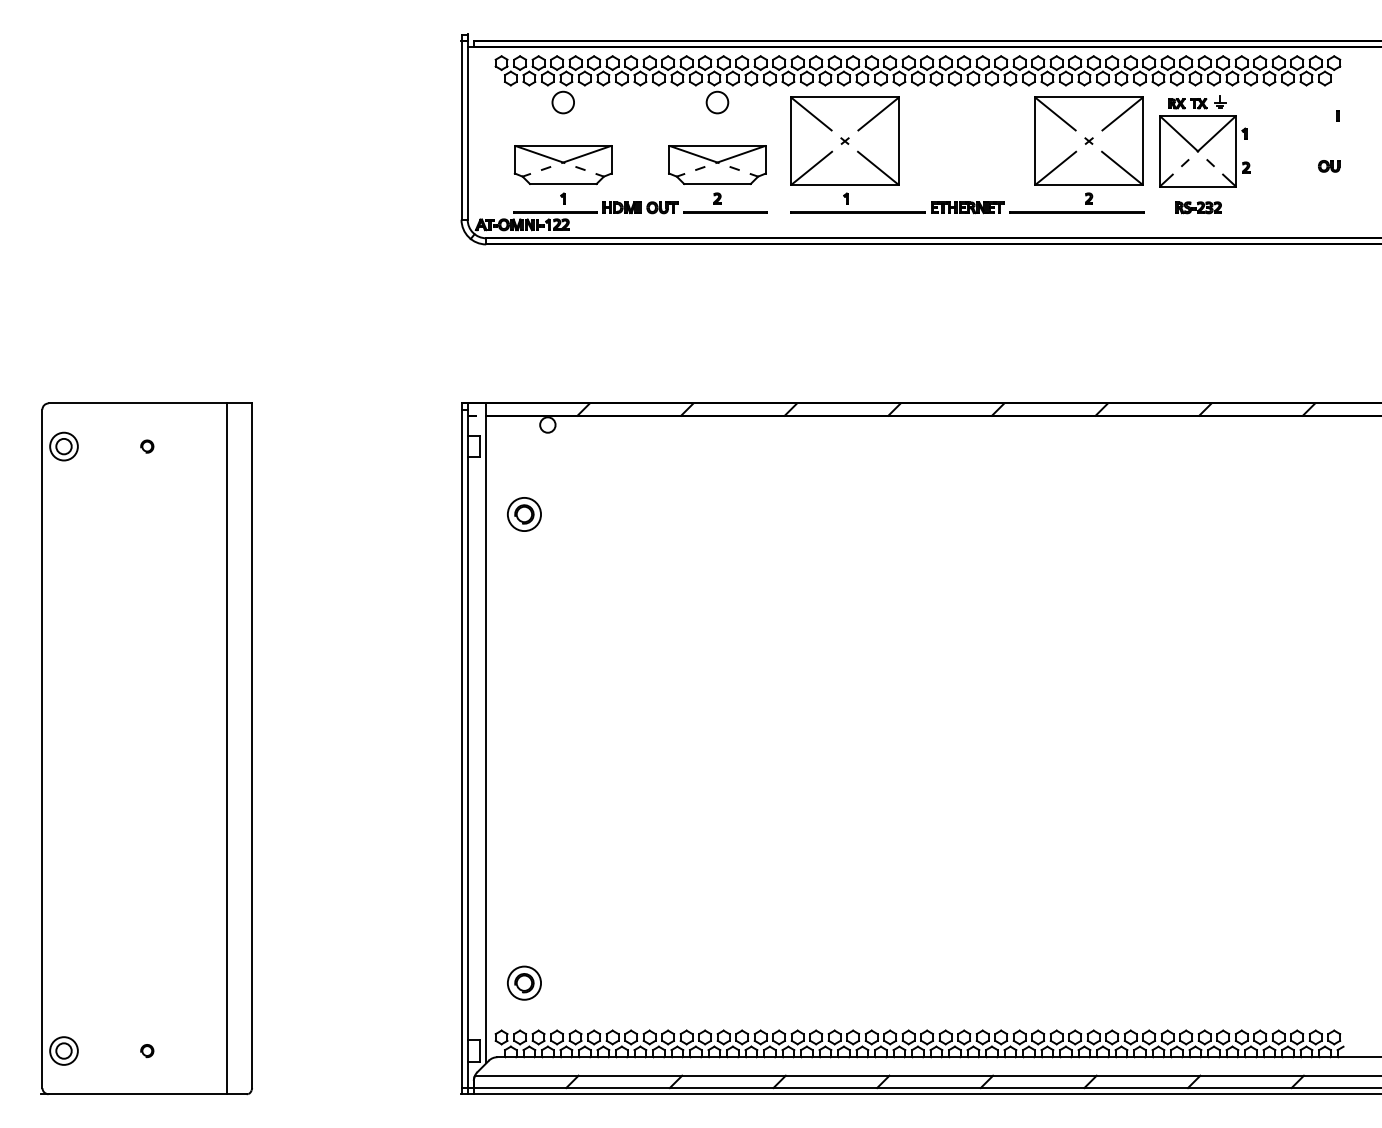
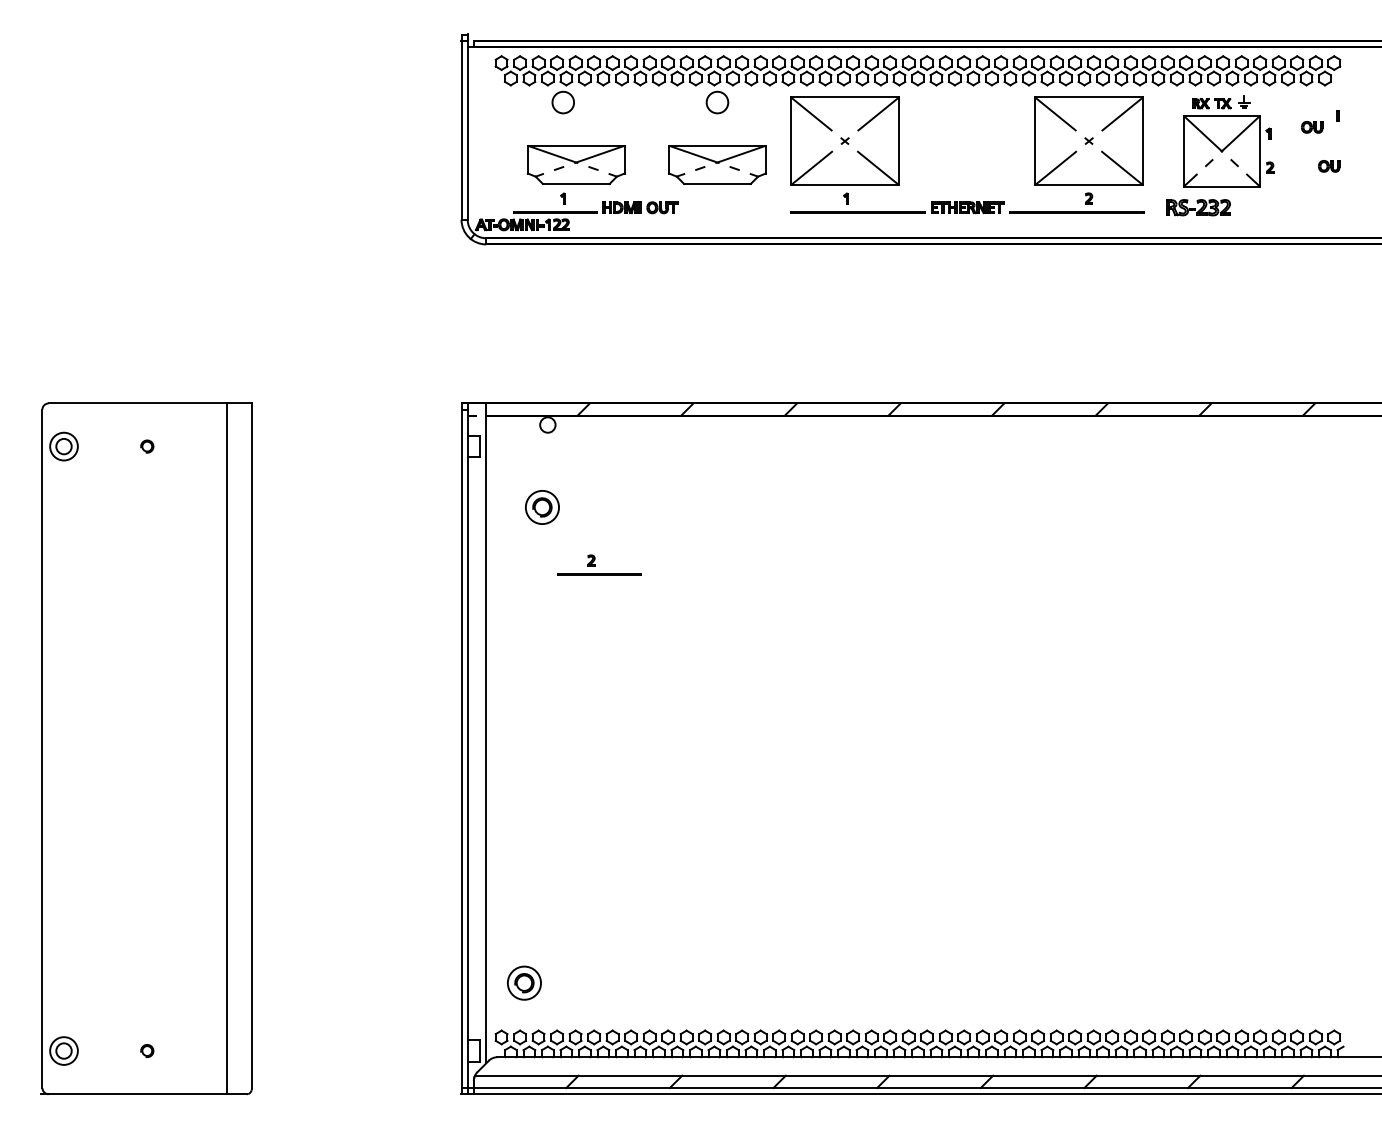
part: none -> present (1312, 127)
part position: (1204, 141) -> (1228, 141) (1228, 141)
part position: (562, 165) -> (575, 165) (575, 165)
part position: (725, 202) -> (599, 564) (599, 564)
part size: 47x14 px -> 65x18 px (1198, 207)
part position: (524, 514) -> (542, 507) (542, 507)
